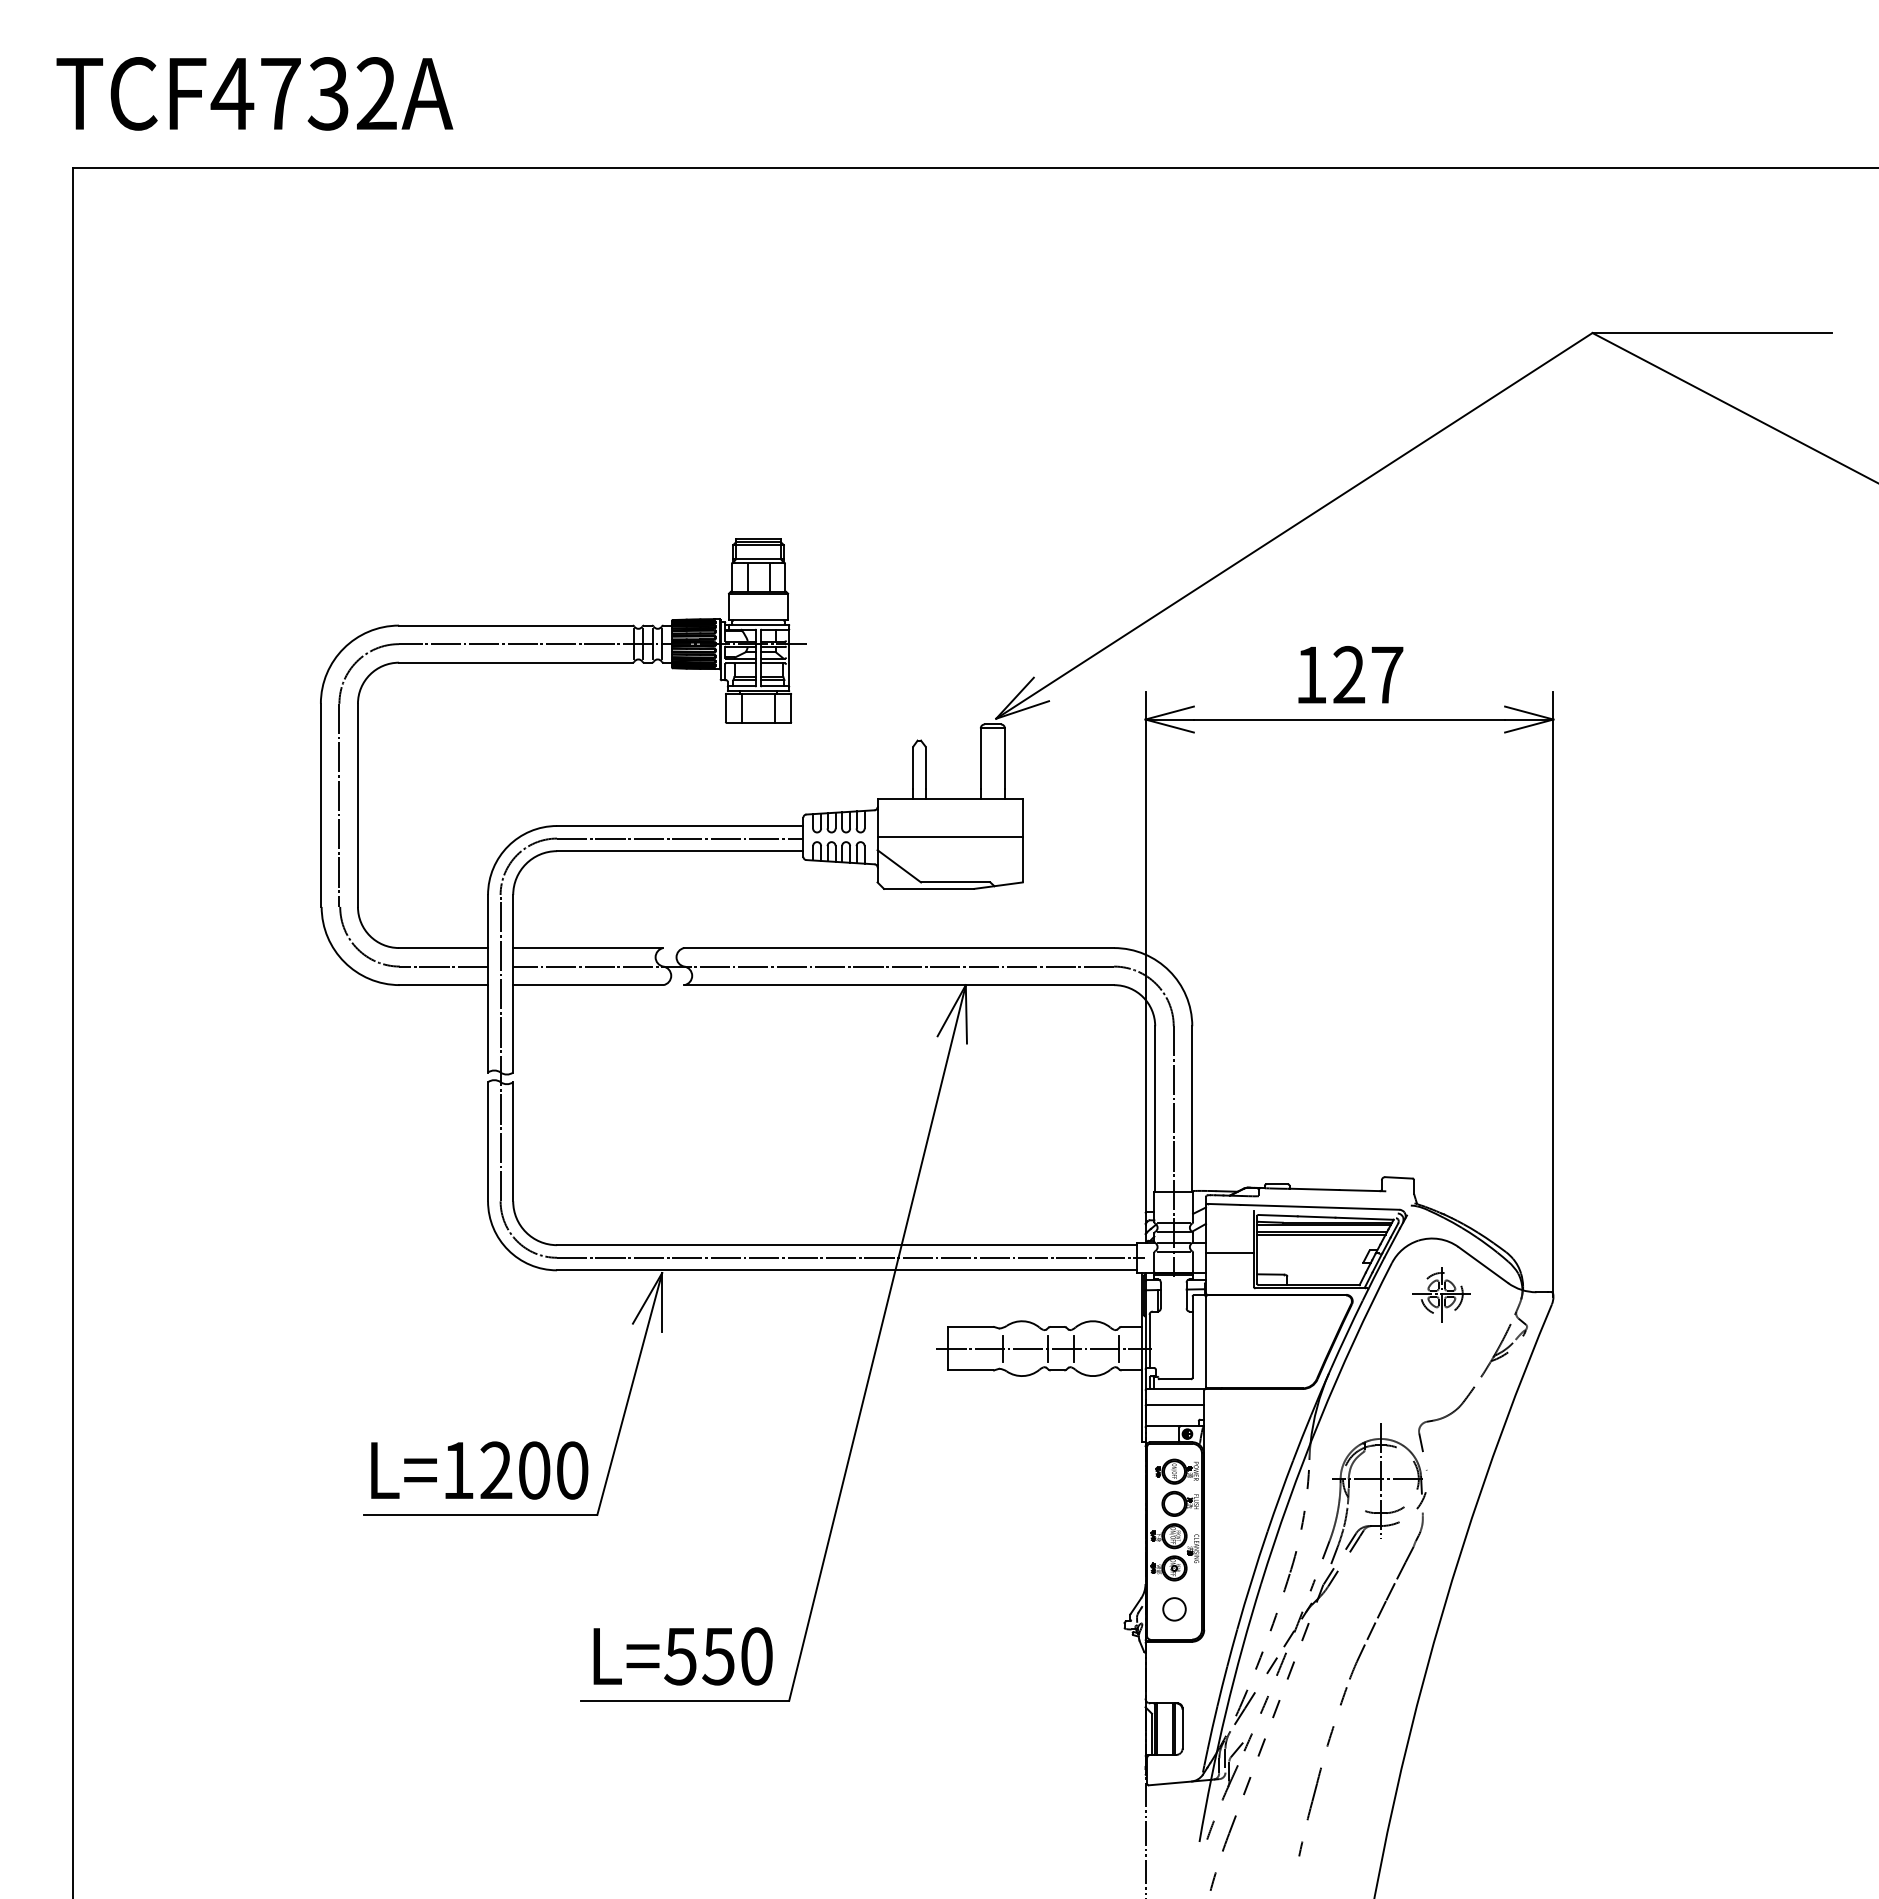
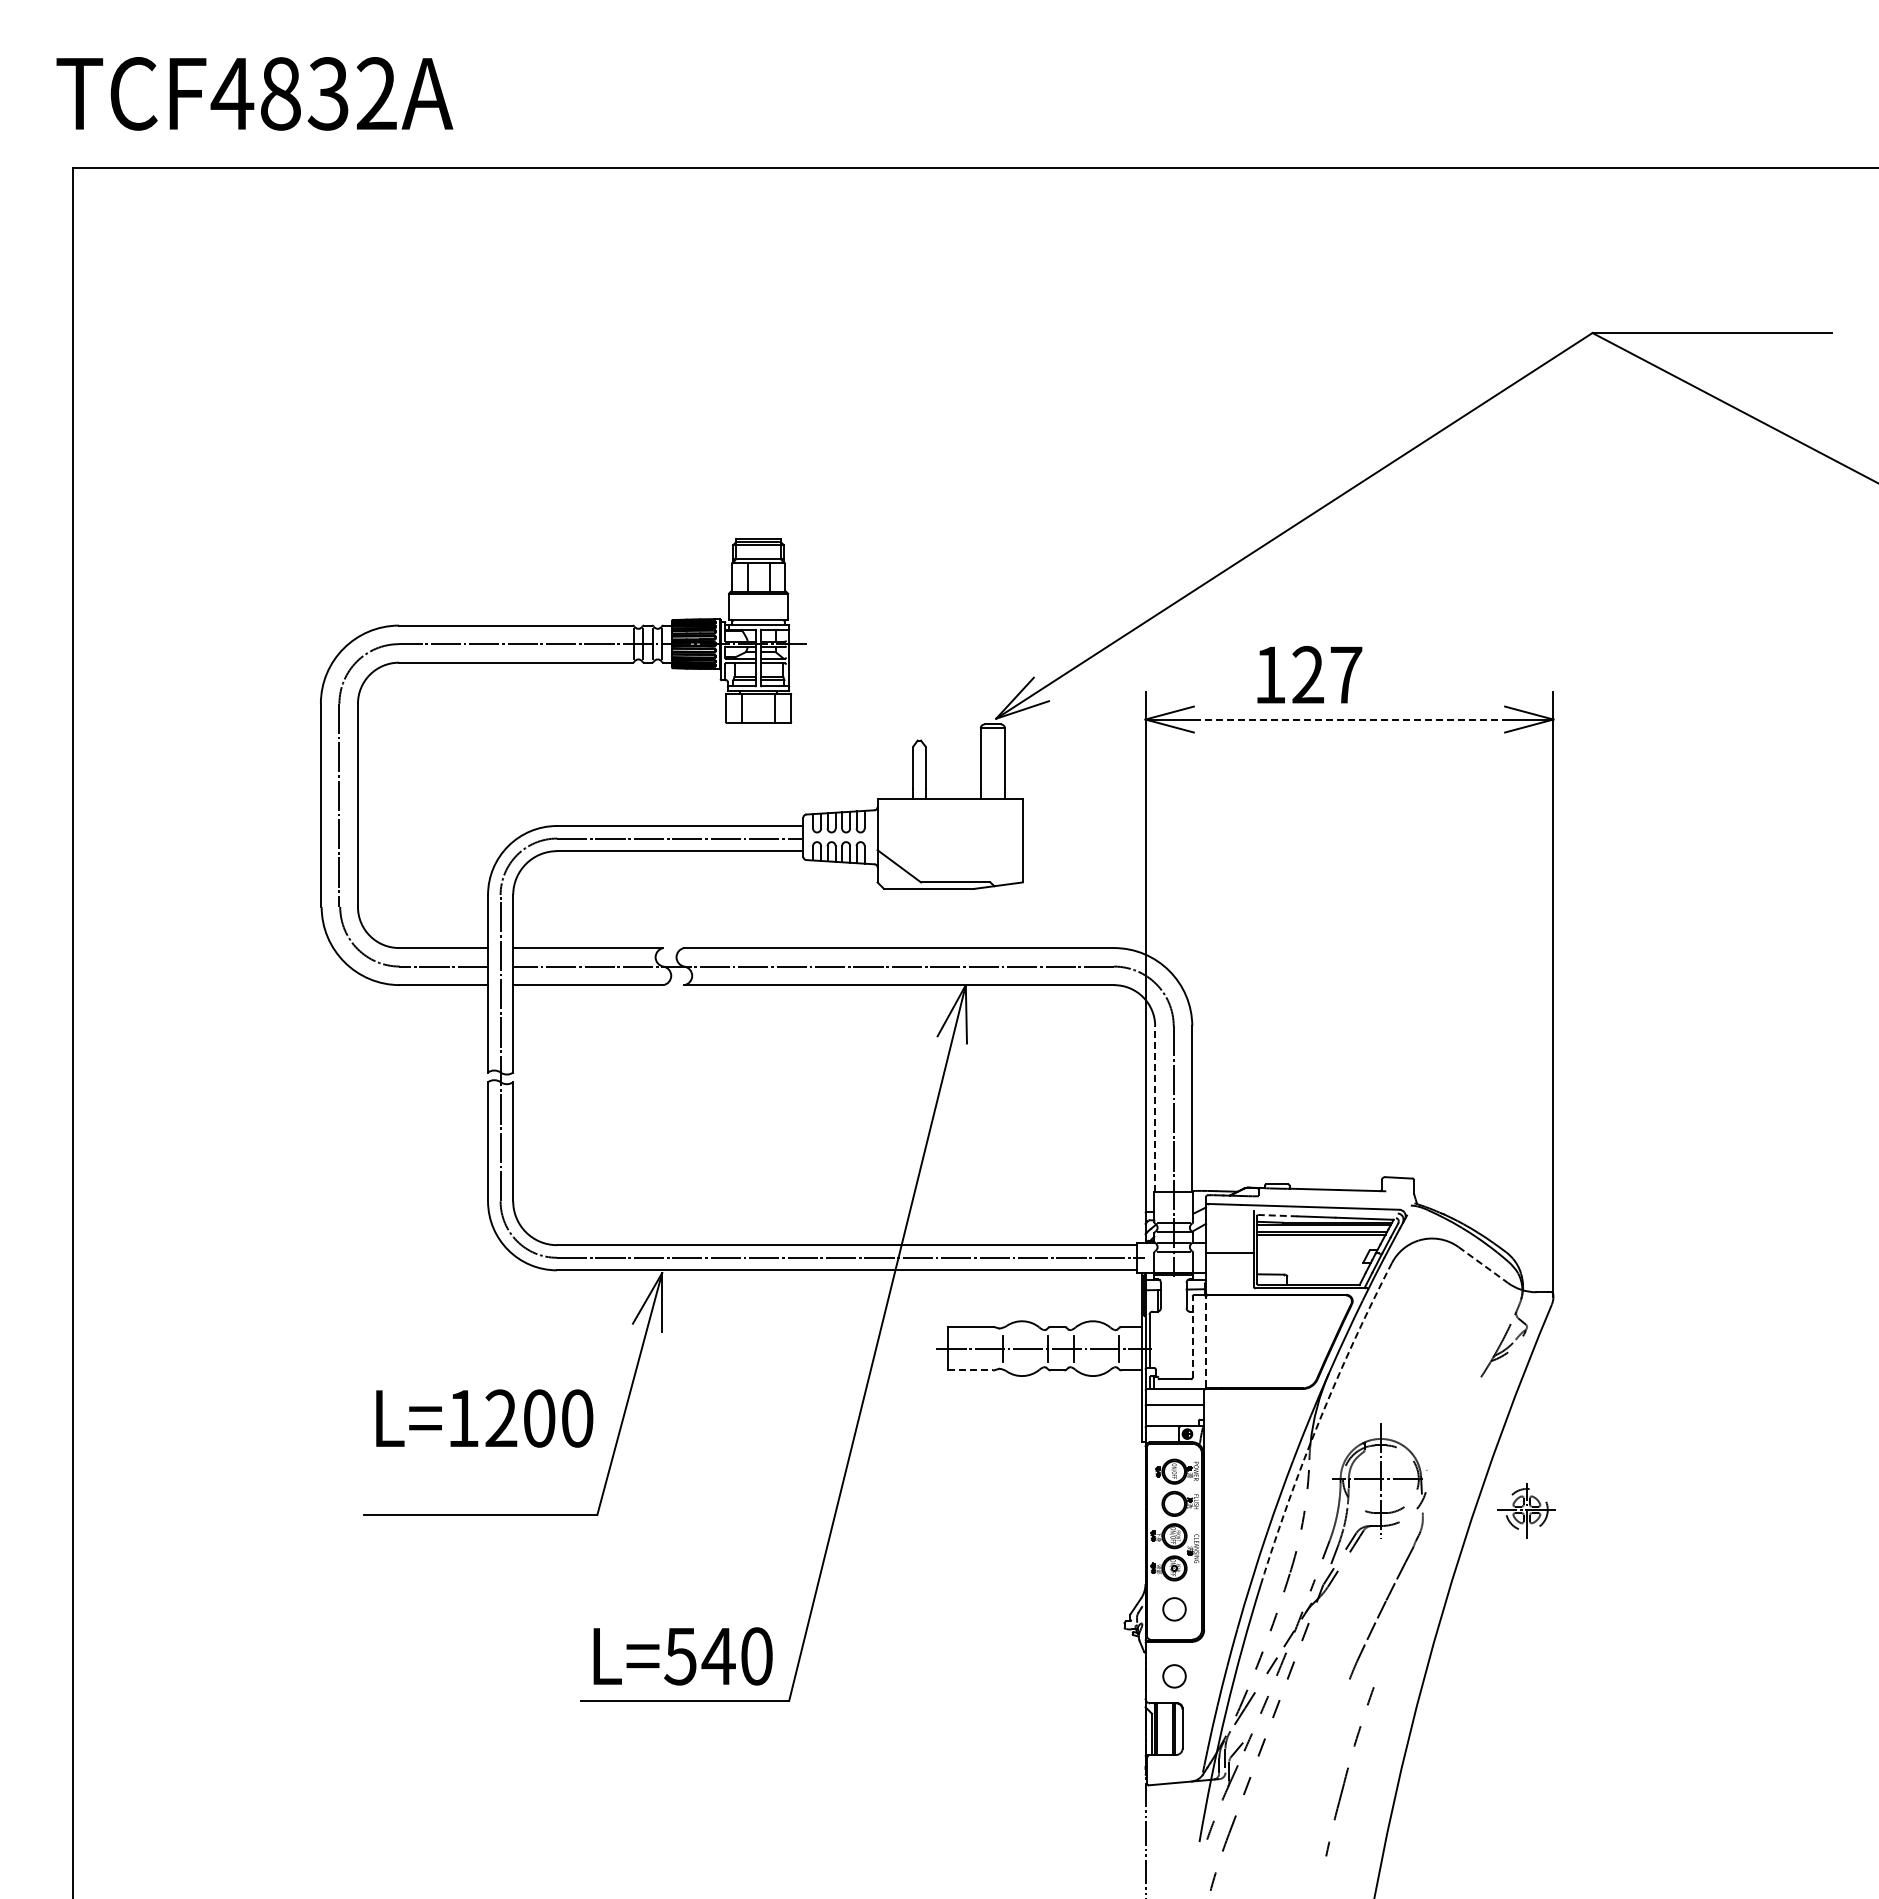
text: TCF4732A -> TCF4832A (280, 93)
text position: (1350, 674) -> (1309, 674) (1309, 674)
line: solid -> dashed (1349, 719)
line: present -> none (949, 837)
line: solid -> dashed (1155, 1108)
line: solid -> dashed (1278, 1215)
line: solid -> dashed (1483, 1265)
part position: (1441, 1294) -> (1526, 1510) (1526, 1510)
line: solid -> dashed (1192, 1337)
line: solid -> dashed (1205, 1341)
line: solid -> dashed (970, 1370)
part: present -> none (1446, 1419)
arc: solid -> dashed (1319, 1420)
text position: (479, 1470) -> (484, 1418) (484, 1418)
text: L=550 -> L=540 (718, 1656)
circle: none -> present (1174, 1676)
part position: (1322, 1771) -> (1349, 1771) (1349, 1771)
